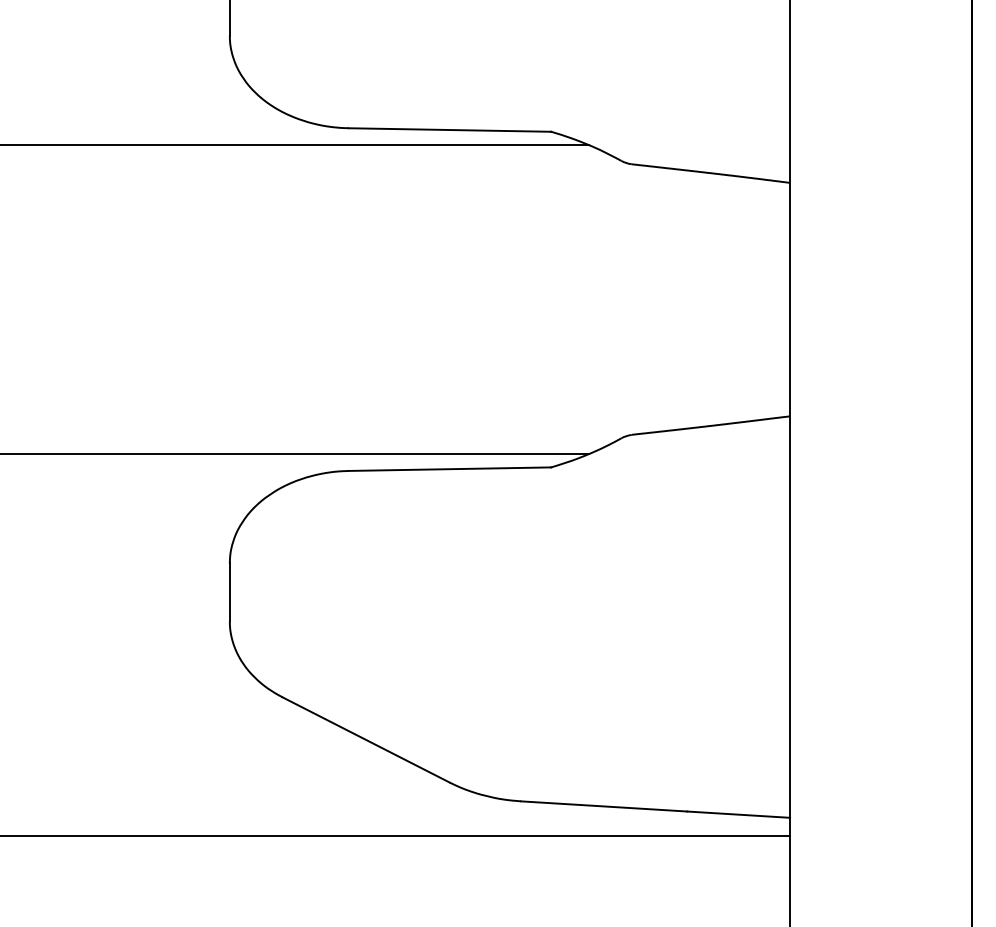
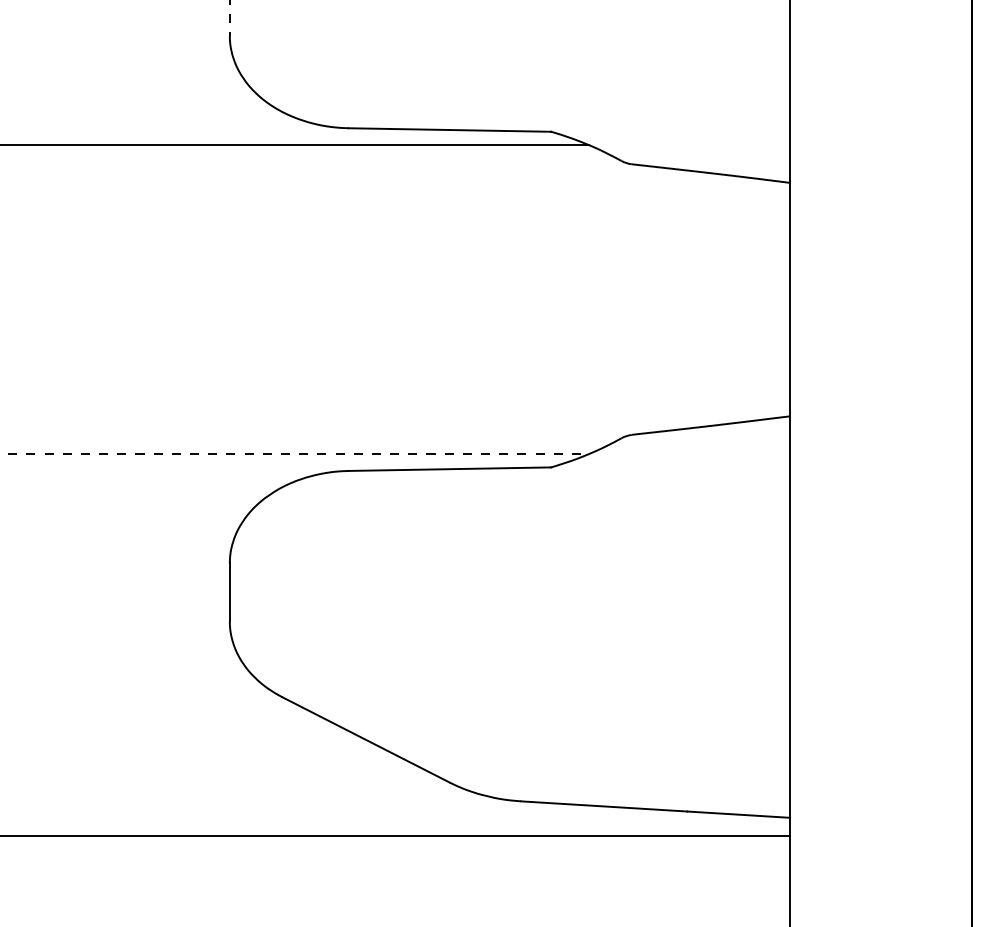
line: solid -> dashed (229, 18)
line: solid -> dashed (295, 454)
